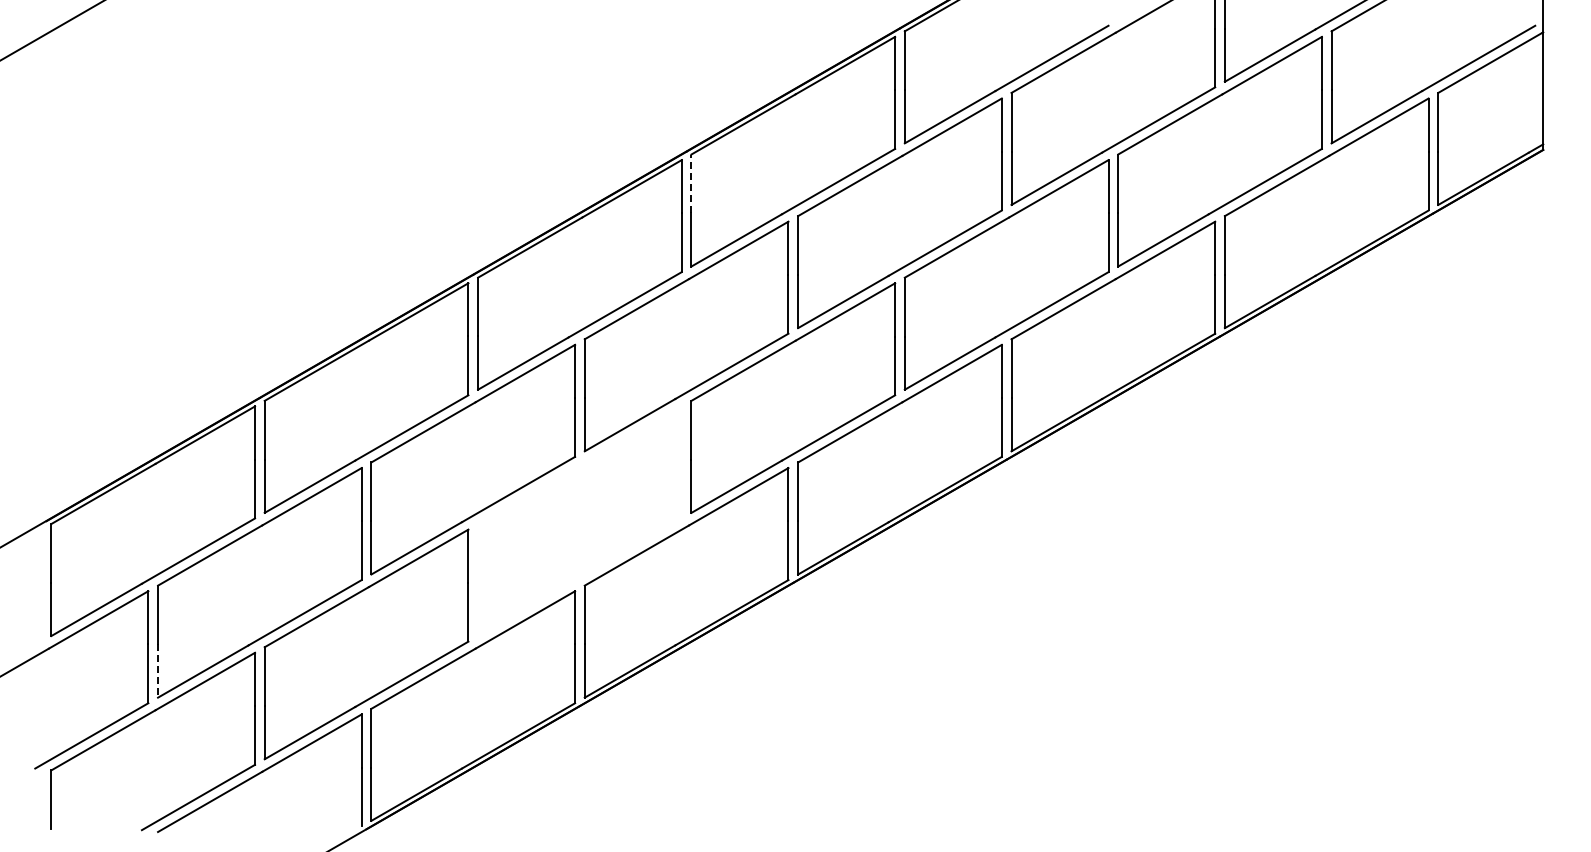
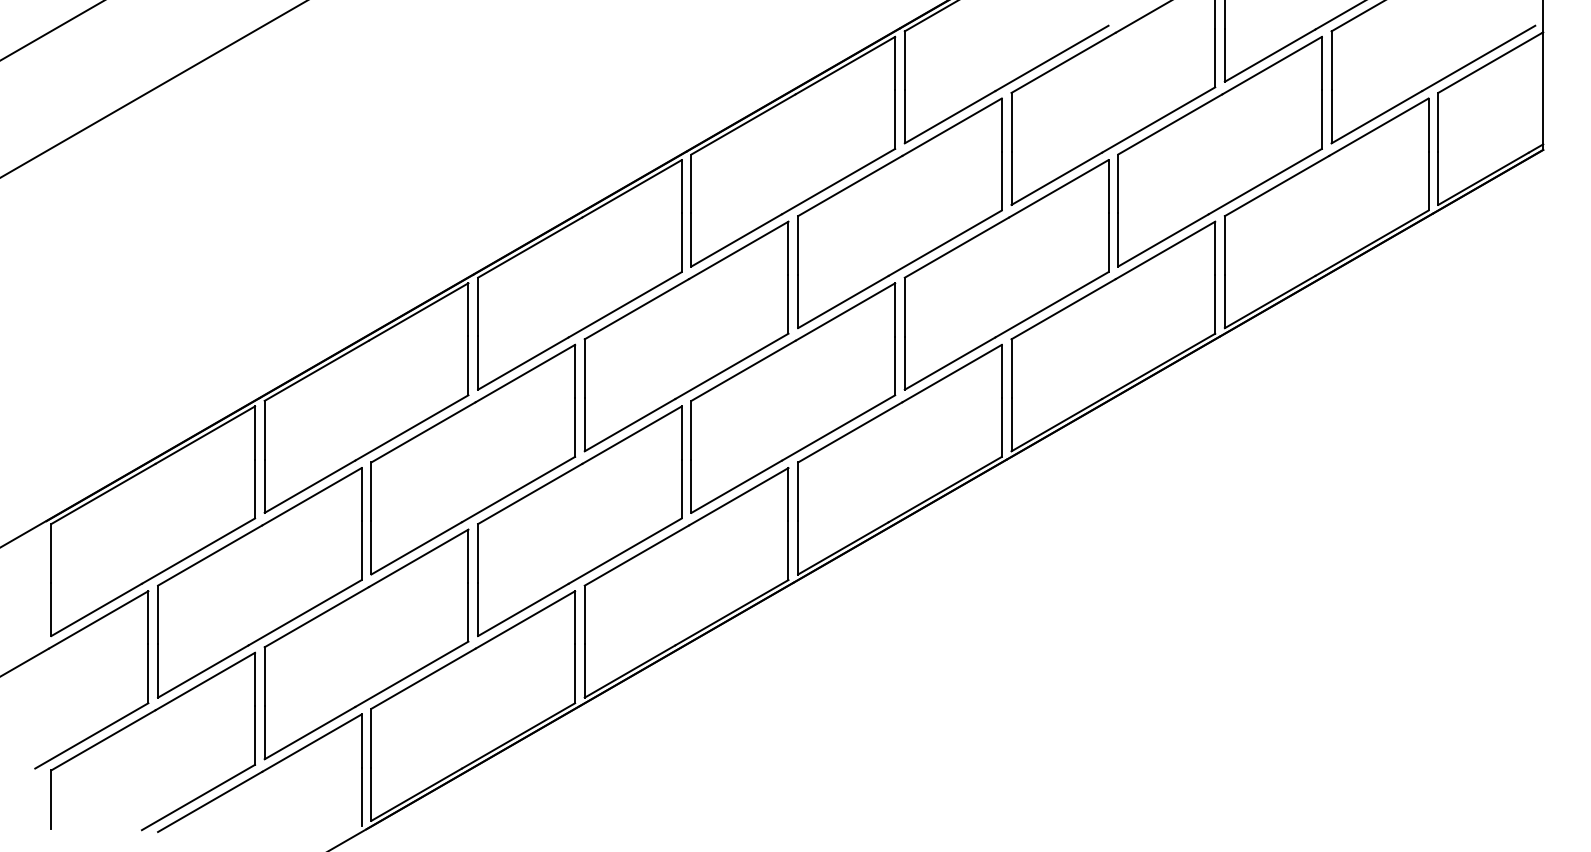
line: none -> present (153, 89)
line: dashed -> solid (691, 183)
part: none -> present (579, 521)
line: dashed -> solid (158, 671)
